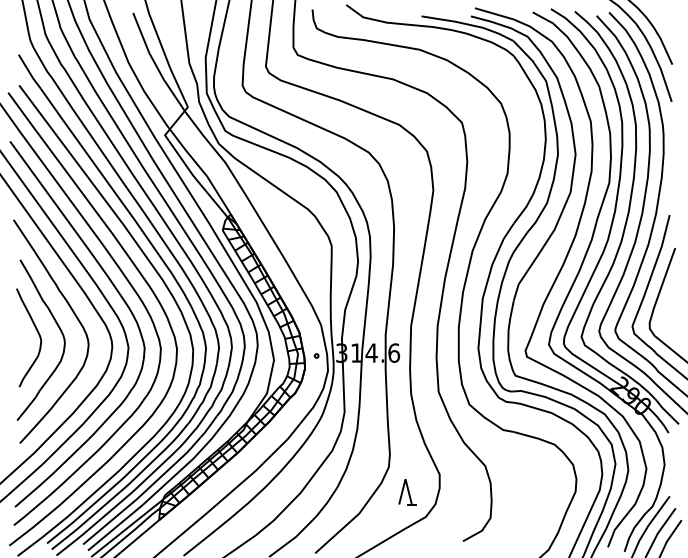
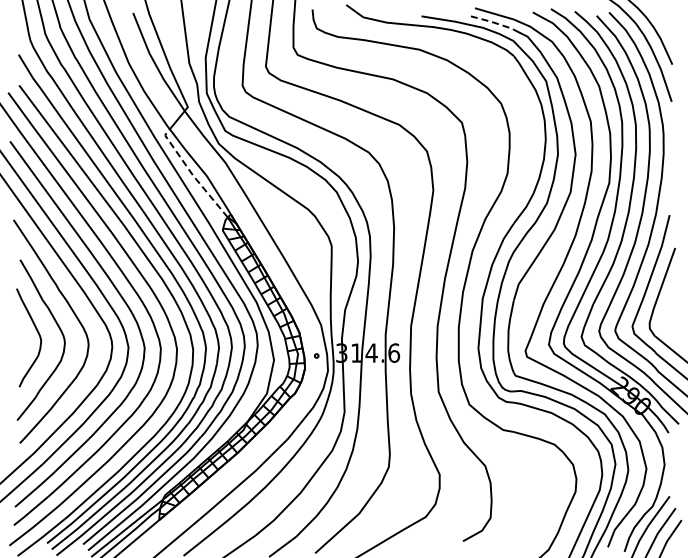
line: solid -> dashed (493, 22)
line: solid -> dashed (192, 174)
part: present -> none (407, 492)
